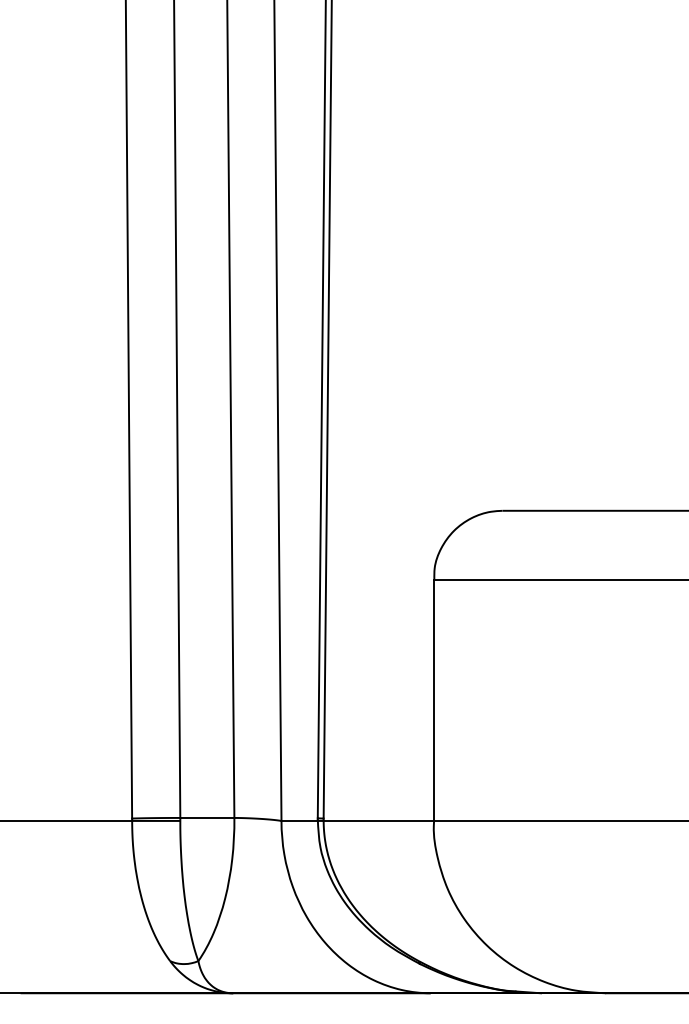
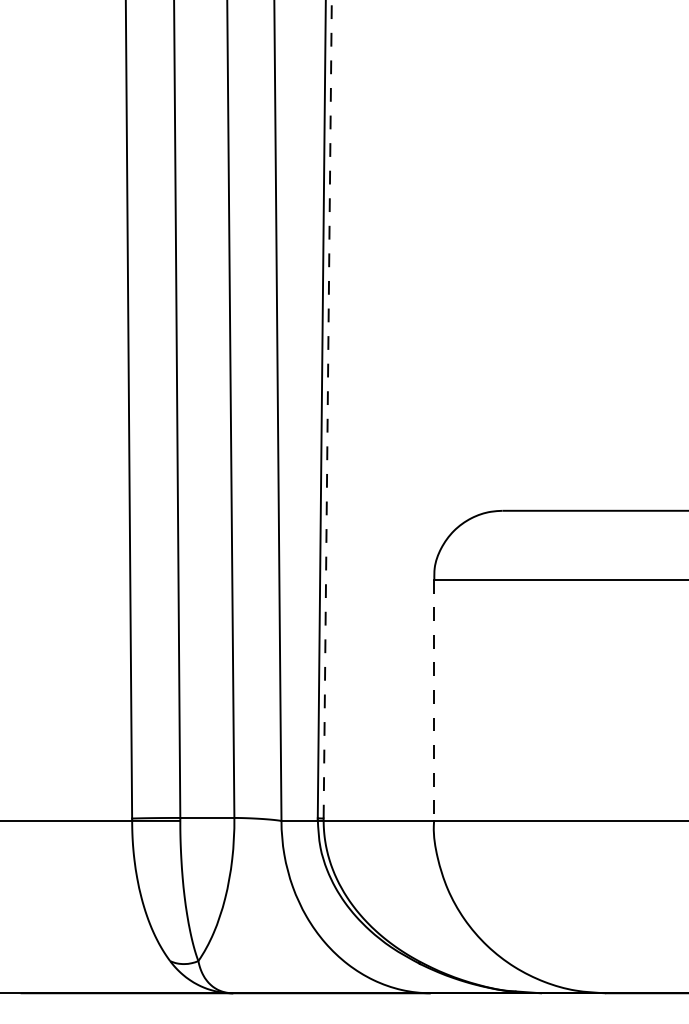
line: solid -> dashed (327, 408)
line: solid -> dashed (433, 700)
